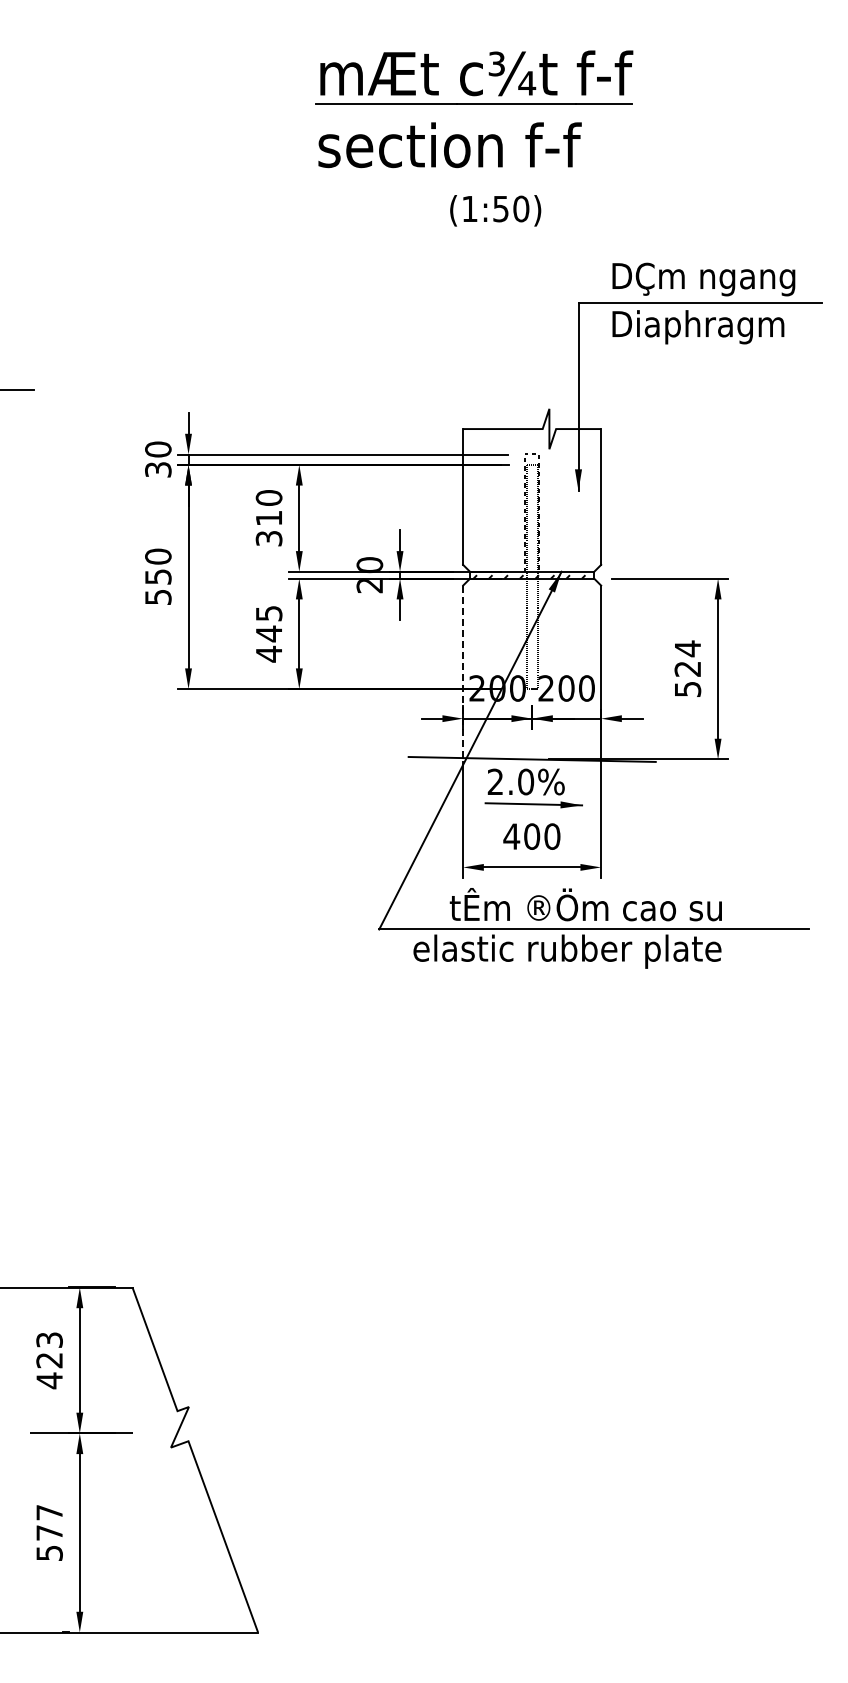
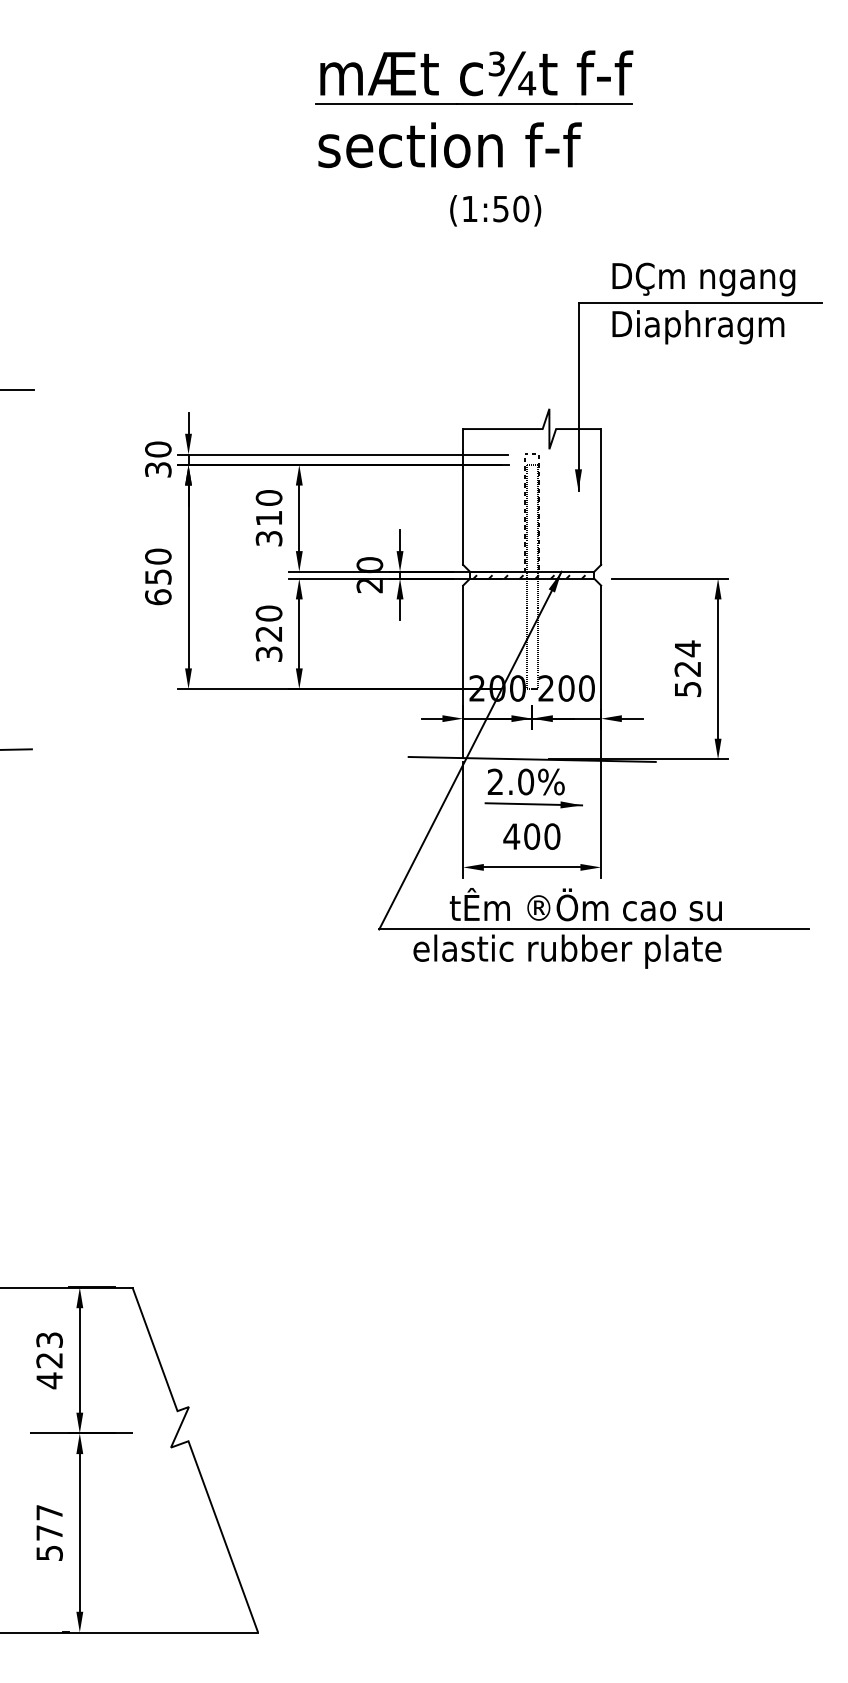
text: 550 -> 650 (158, 597)
text: 445 -> 320 (268, 633)
line: dashed -> solid (463, 672)
line: none -> present (16, 749)
